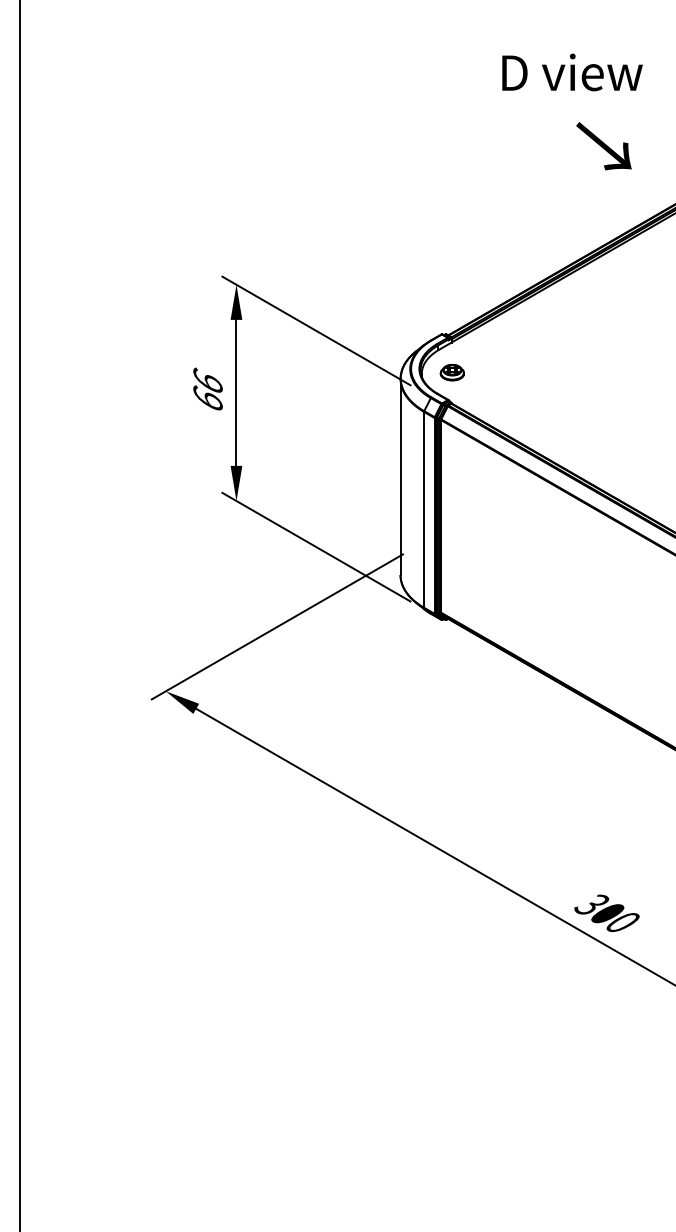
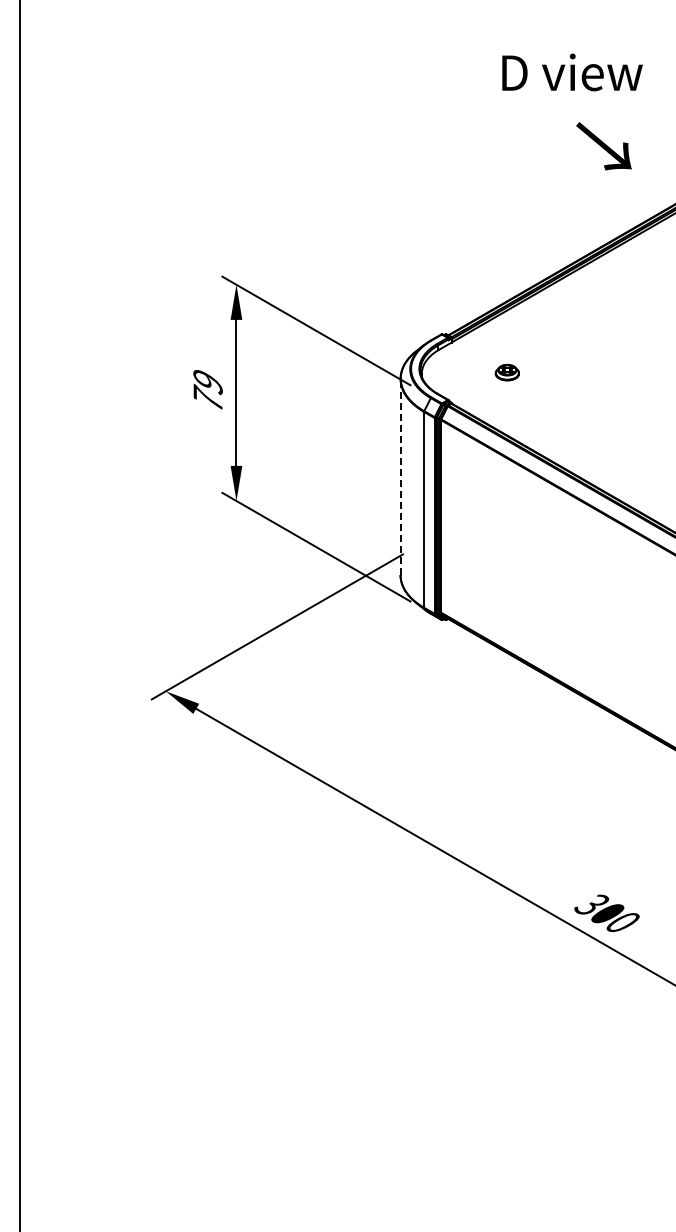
part position: (451, 372) -> (506, 372) (506, 372)
text: 66 -> 79 (207, 388)
line: solid -> dashed (400, 477)
